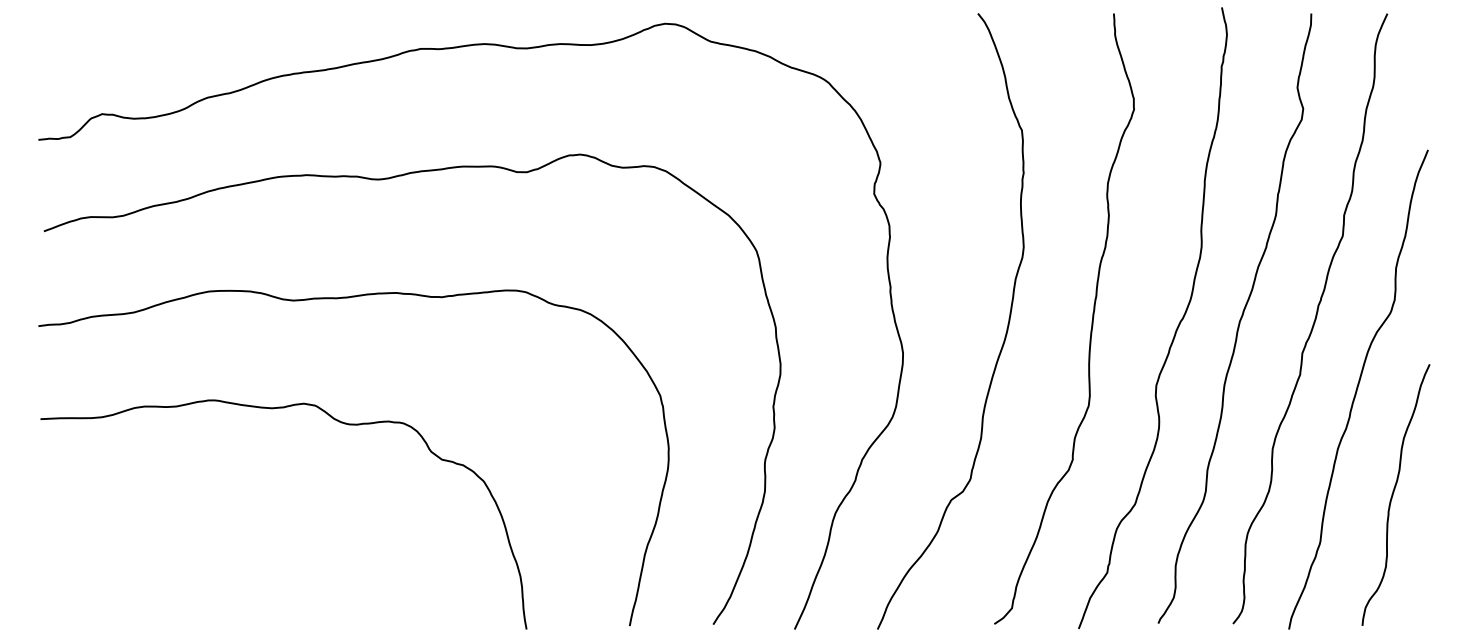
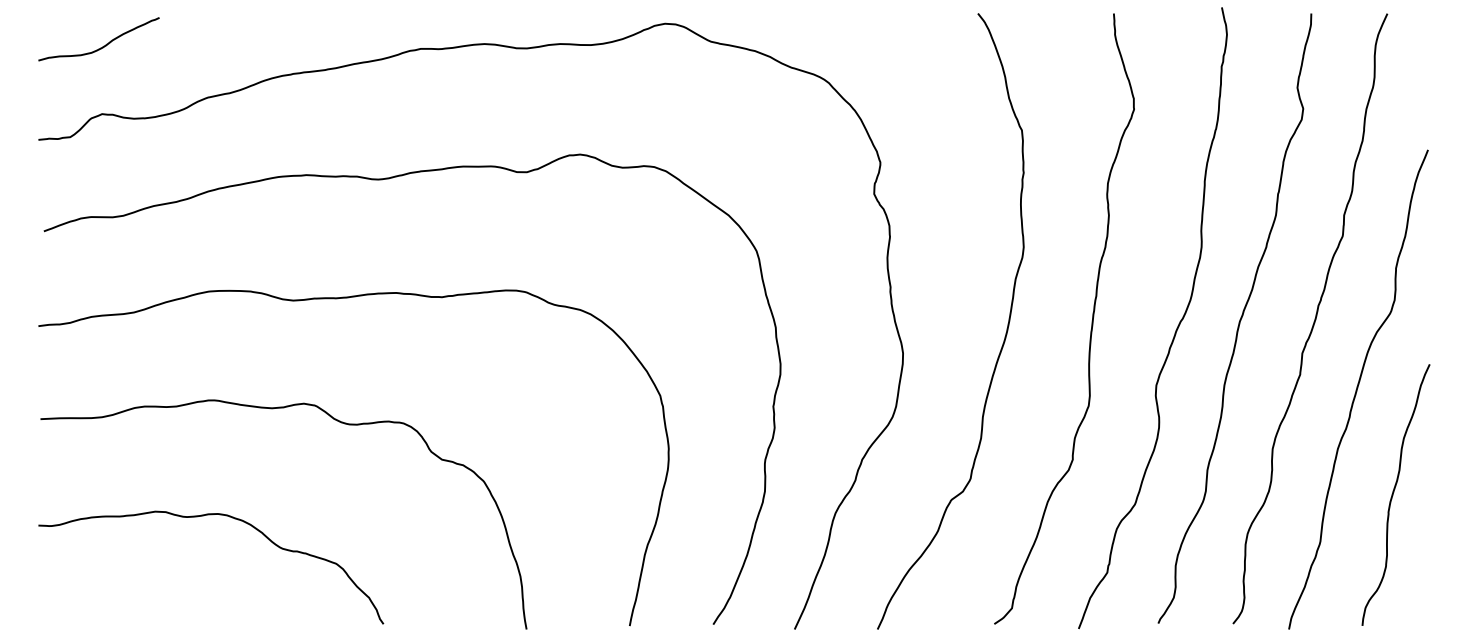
curve: none -> present (102, 46)
curve: none -> present (203, 516)
